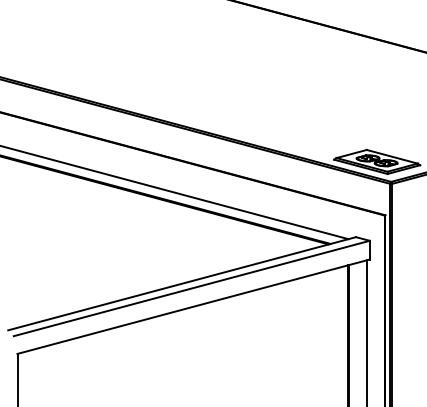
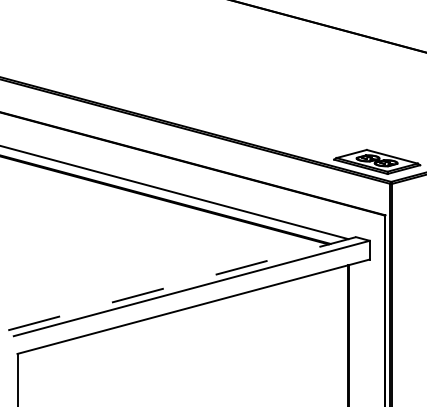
line: solid -> dashed (182, 283)
line: present -> none (366, 331)
